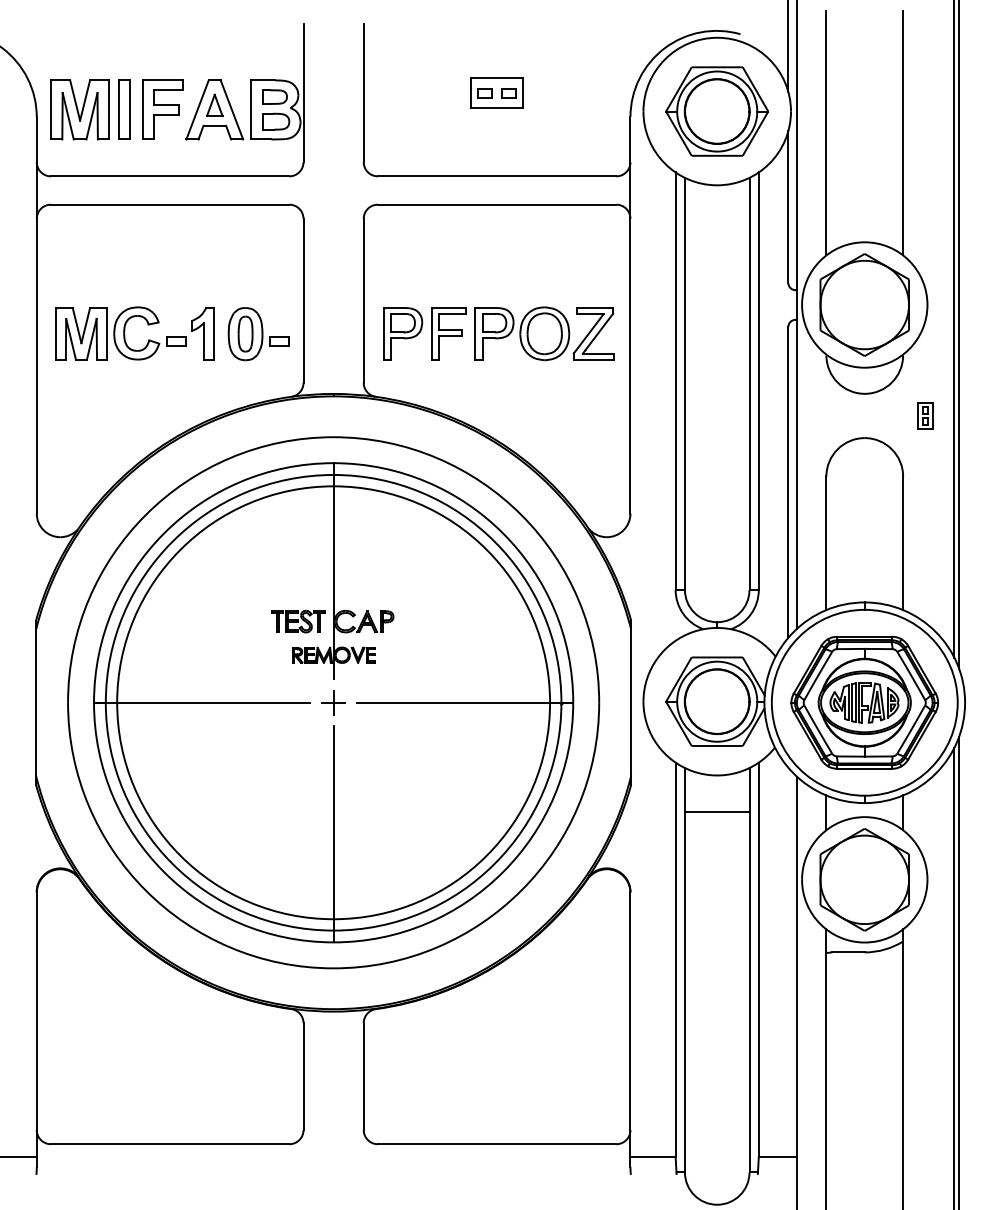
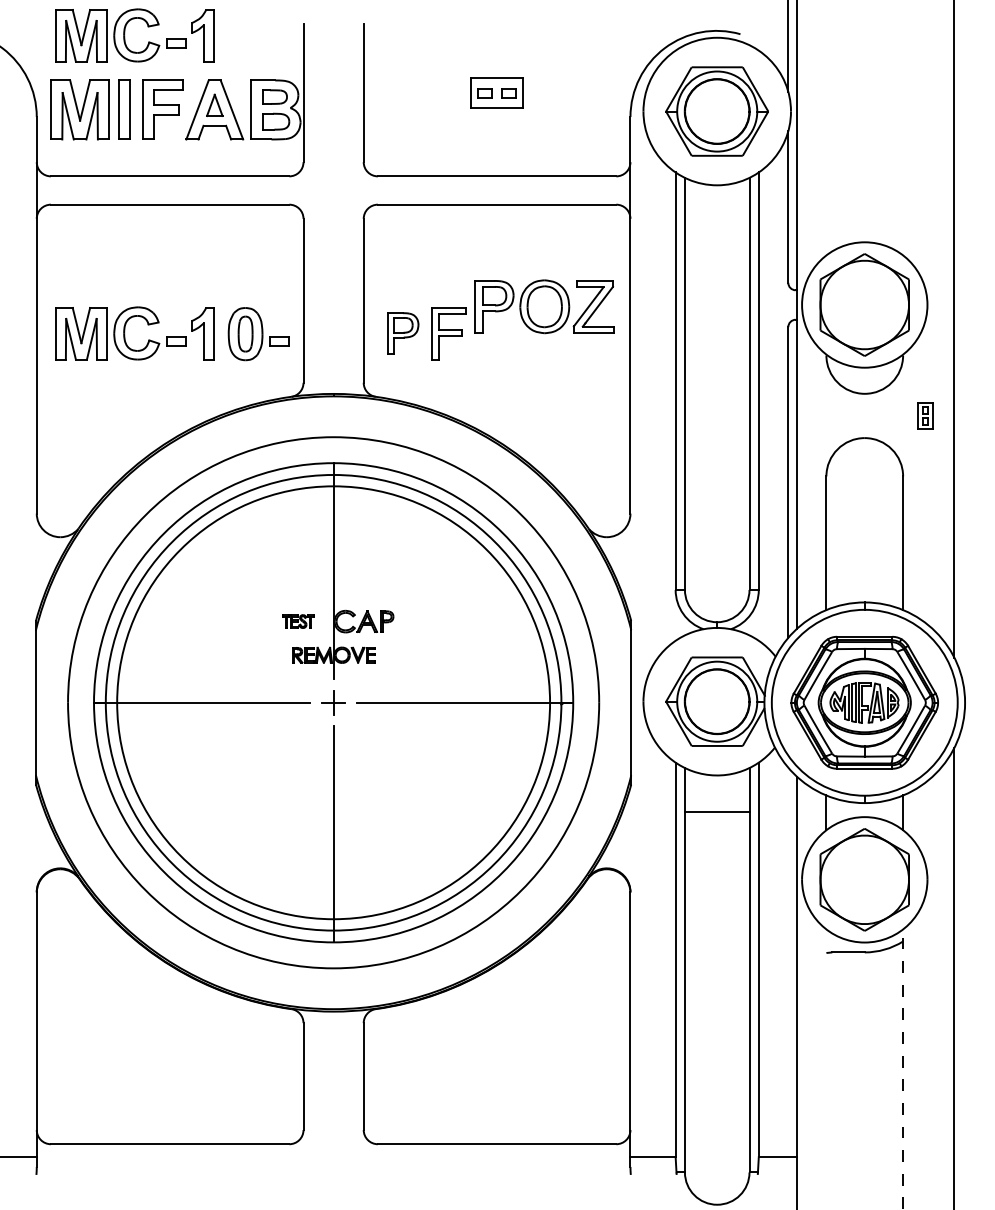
part: none -> present (125, 35)
line: present -> none (826, 133)
line: present -> none (903, 133)
part size: 41x54 px -> 33x43 px (403, 333)
part position: (544, 333) -> (544, 306) (544, 306)
line: present -> none (959, 335)
part size: 55x25 px -> 33x15 px (298, 621)
line: present -> none (959, 971)
line: present -> none (826, 1067)
line: solid -> dashed (903, 1069)
